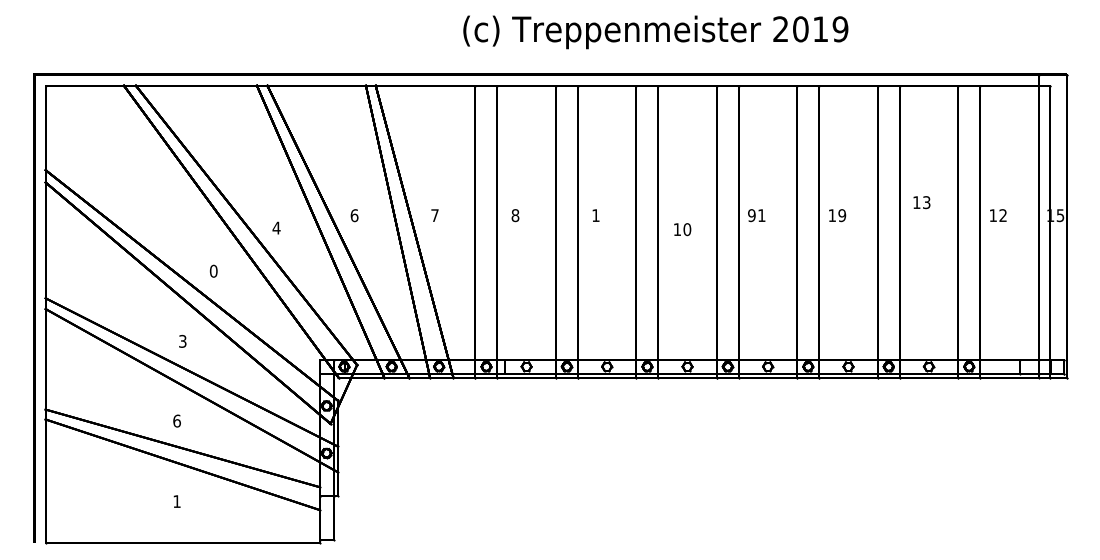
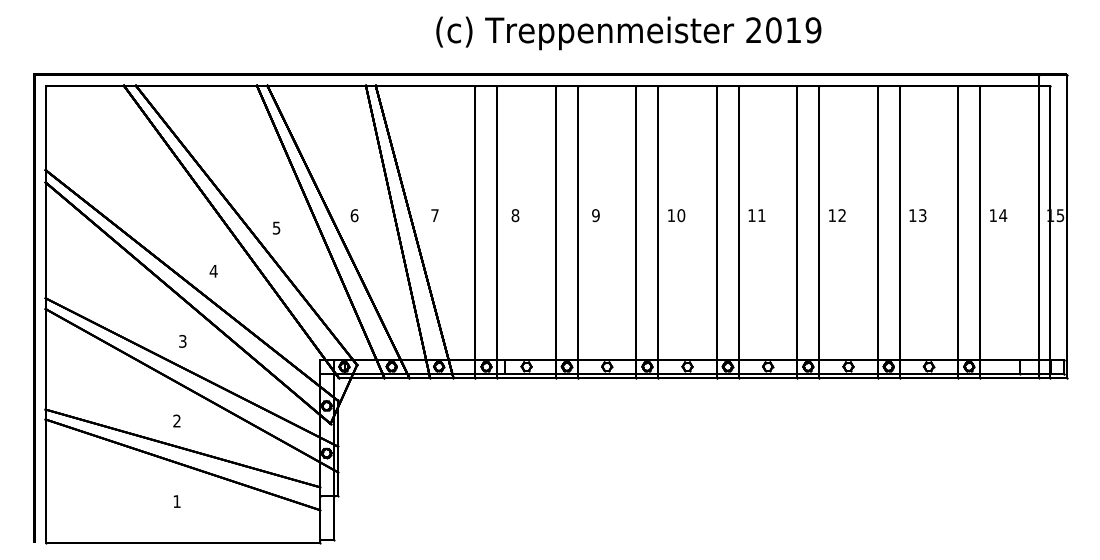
text position: (655, 32) -> (628, 33) (628, 33)
text position: (921, 202) -> (917, 215) (917, 215)
text: 1 -> 9 (595, 215)
text: 91 -> 11 (751, 215)
text: 19 -> 12 (842, 215)
text: 12 -> 14 (1003, 215)
text: 4 -> 5 (276, 227)
text position: (682, 229) -> (676, 215) (676, 215)
text: 0 -> 4 (213, 270)
text: 6 -> 2 (176, 420)
